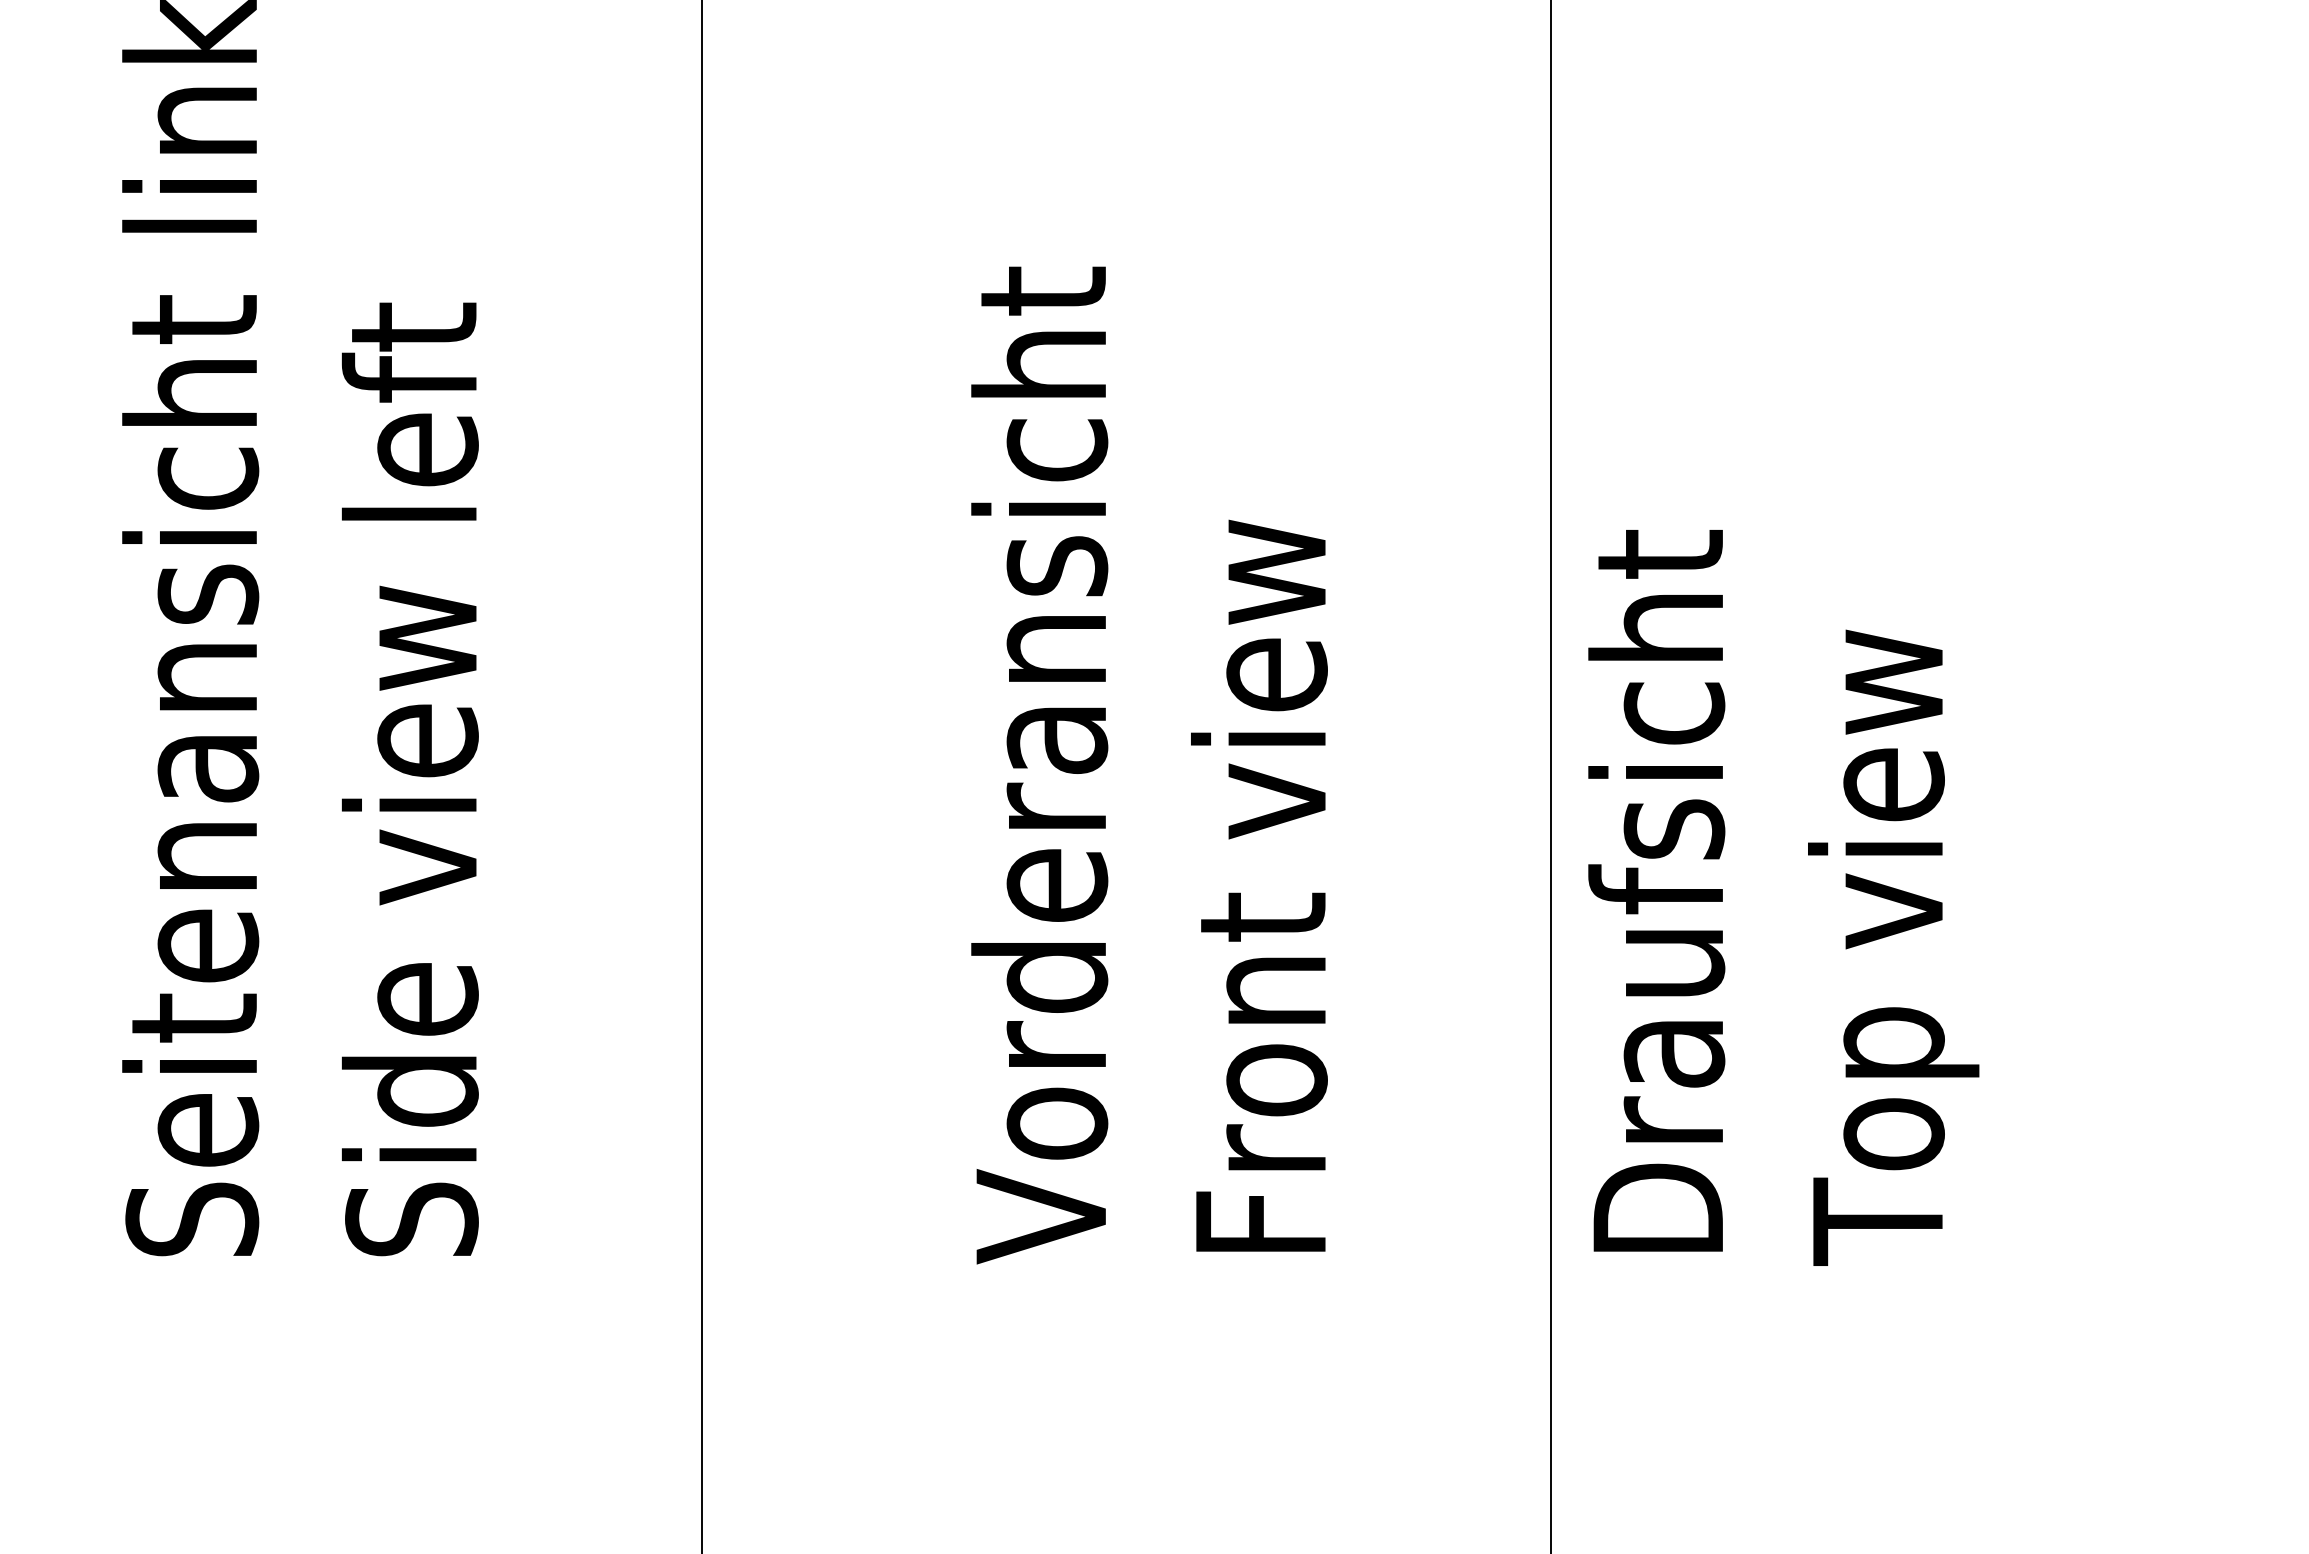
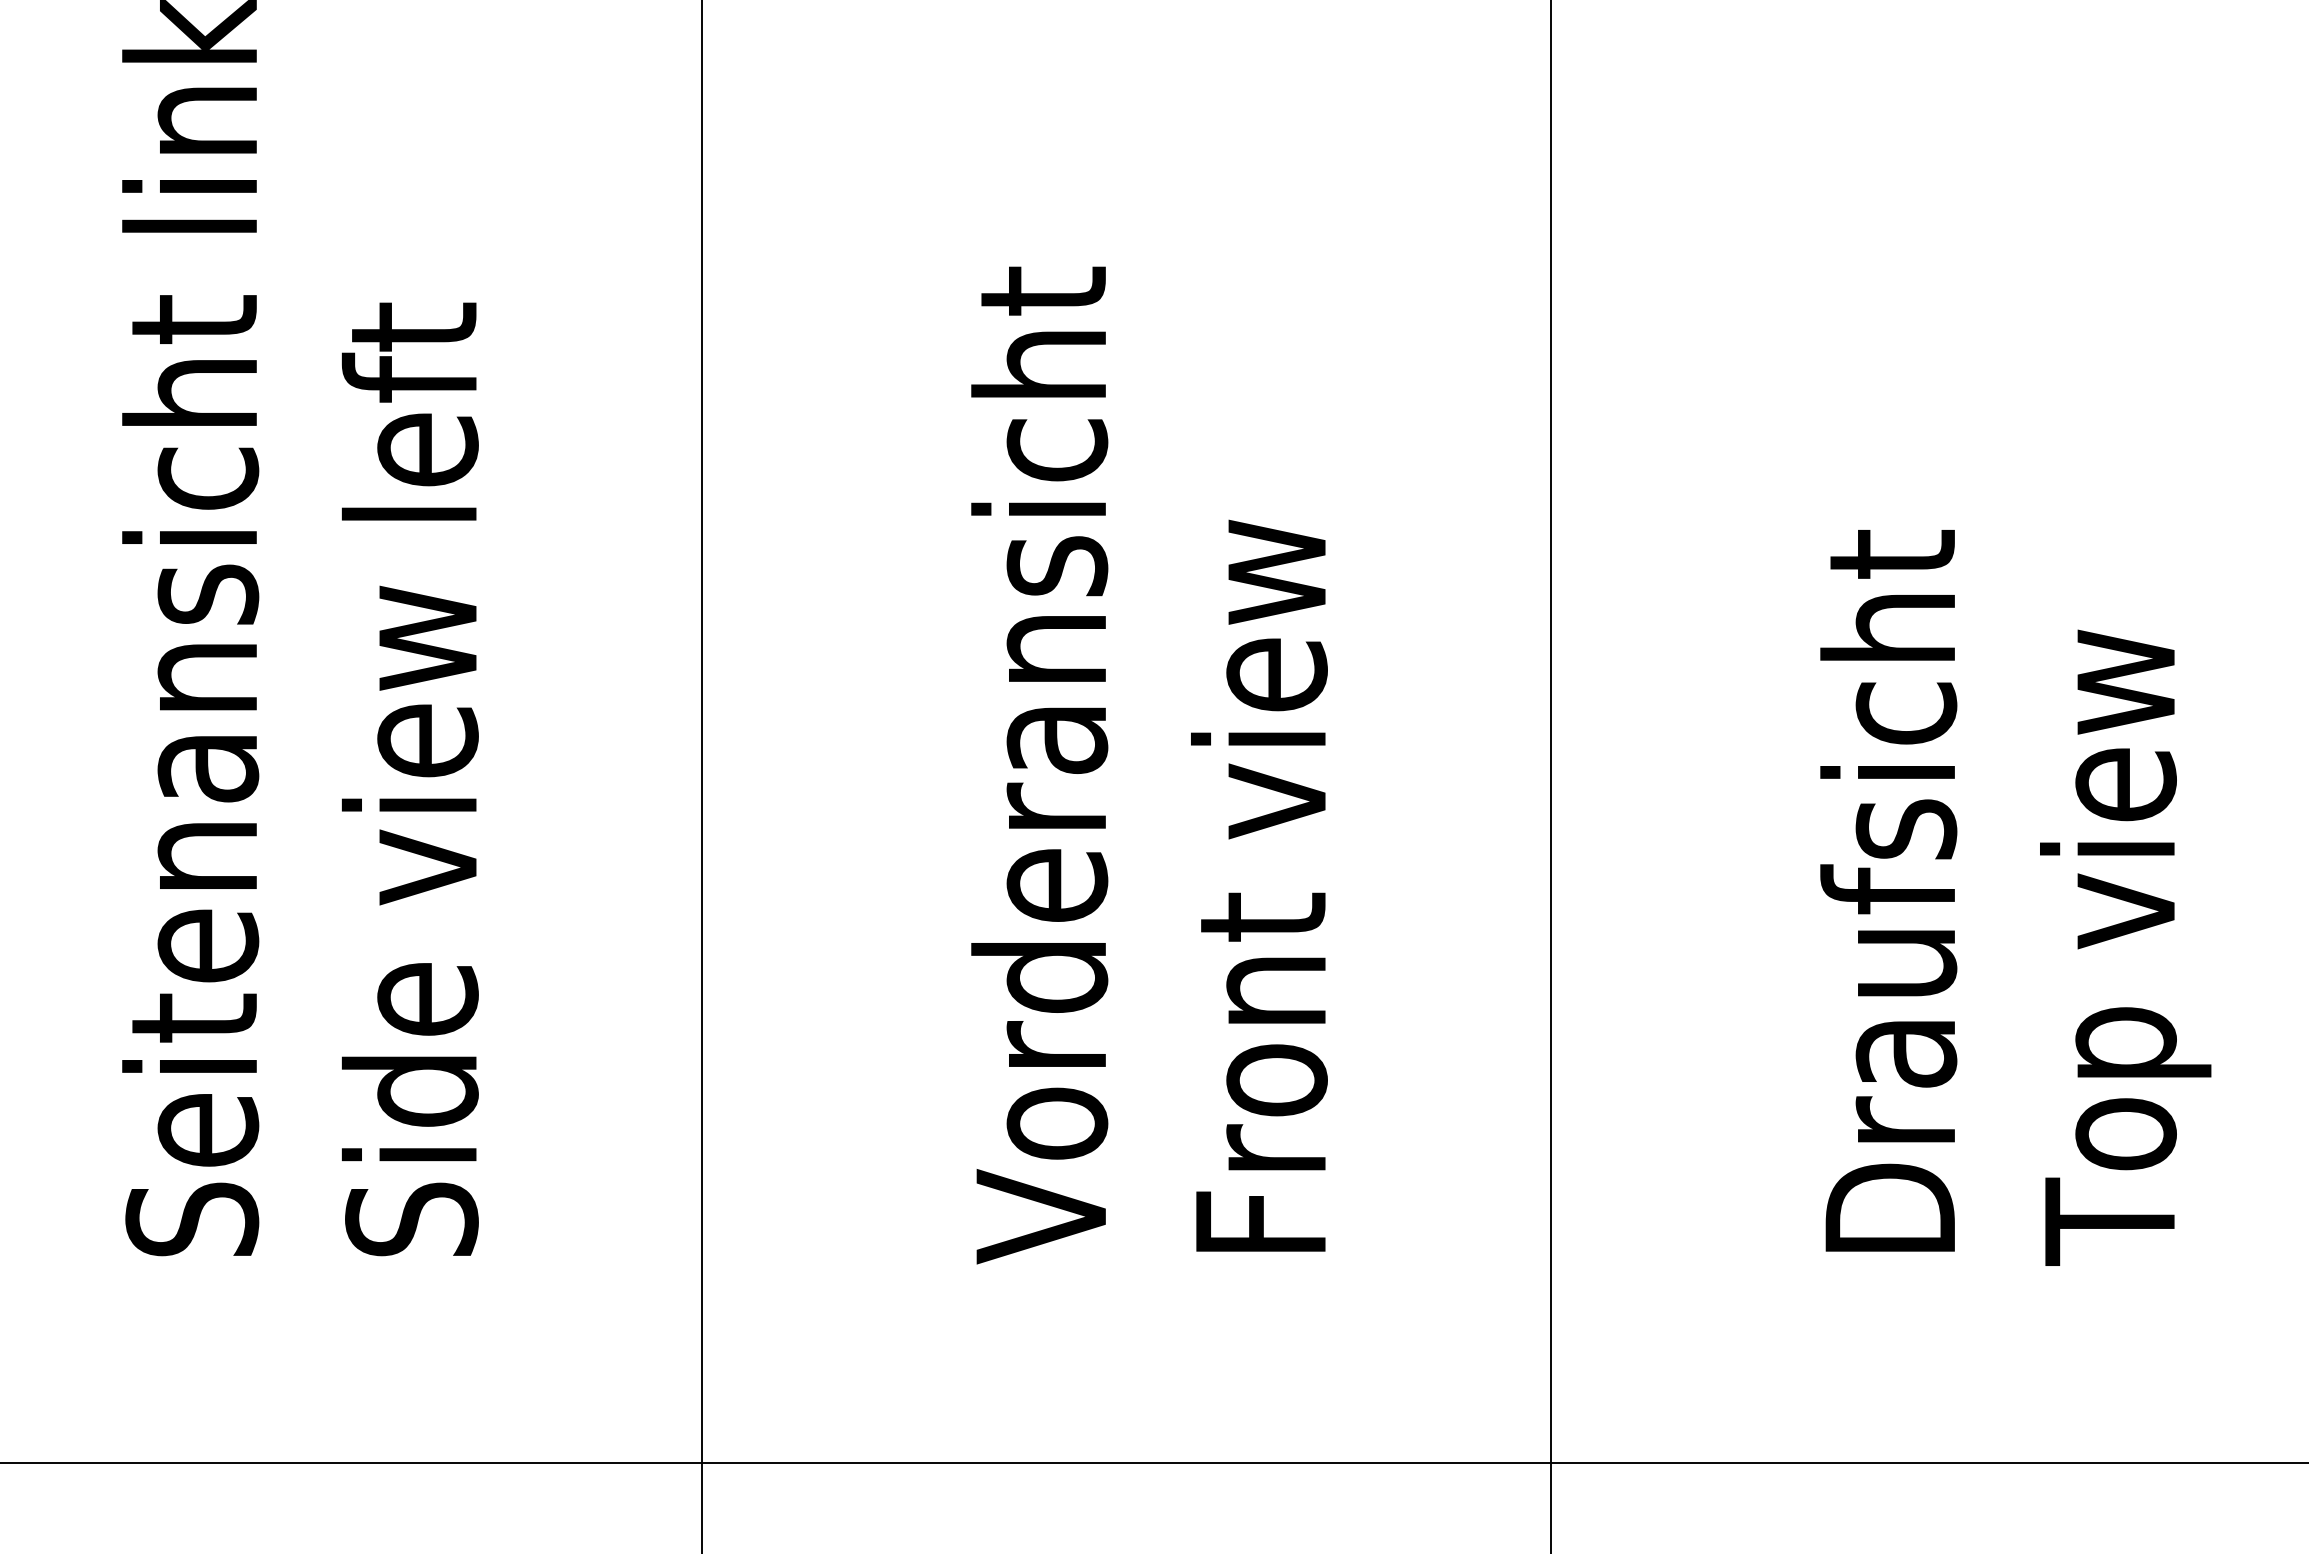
text position: (1783, 897) -> (2015, 897) (2015, 897)
line: none -> present (1153, 1462)
